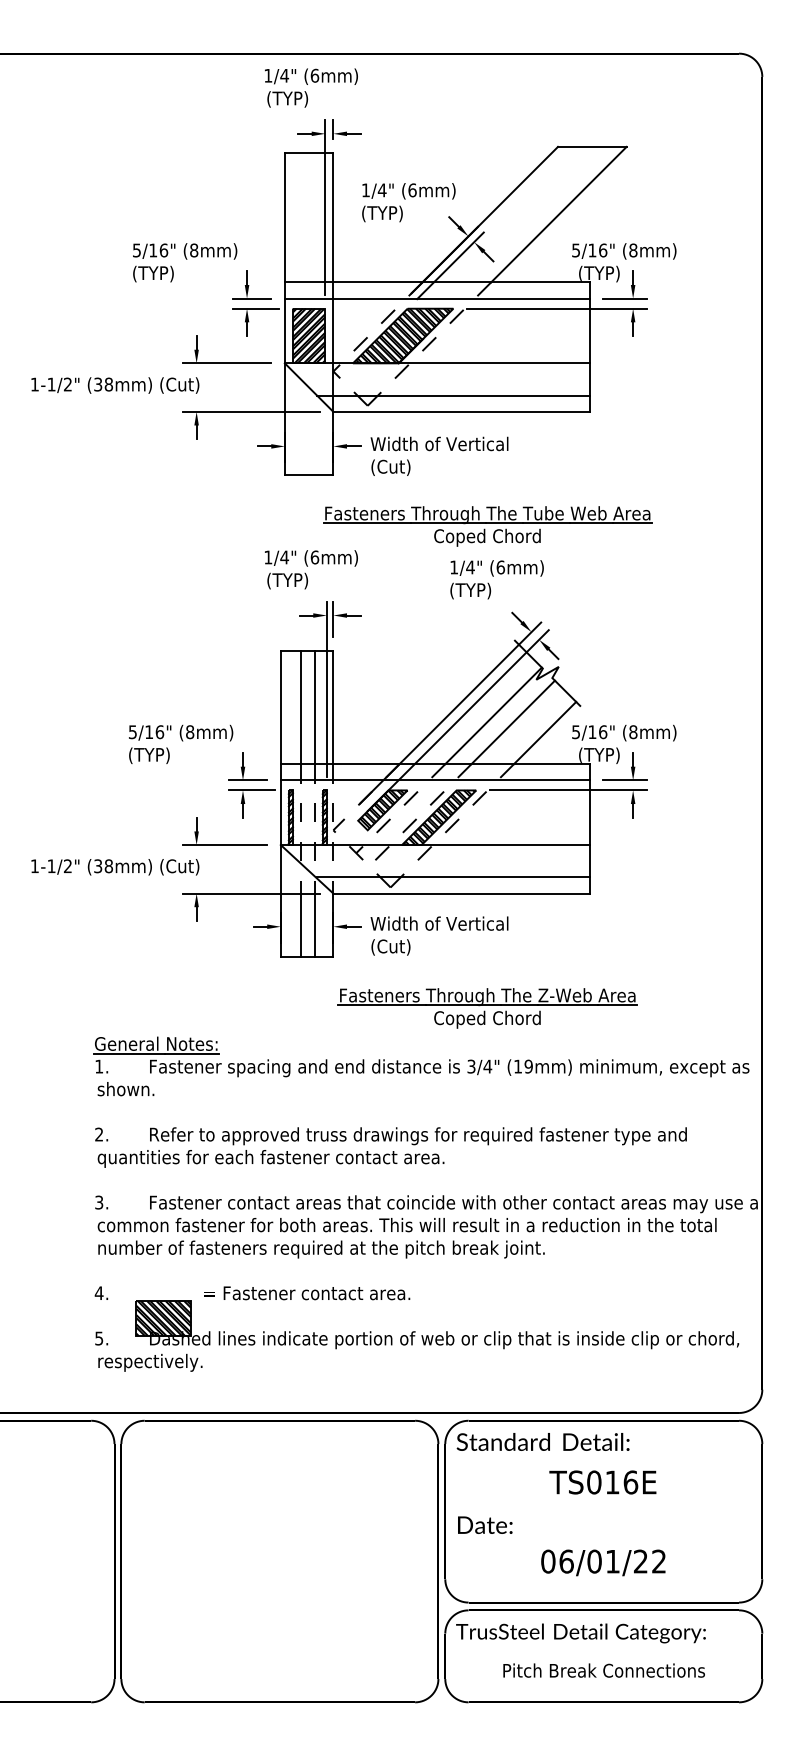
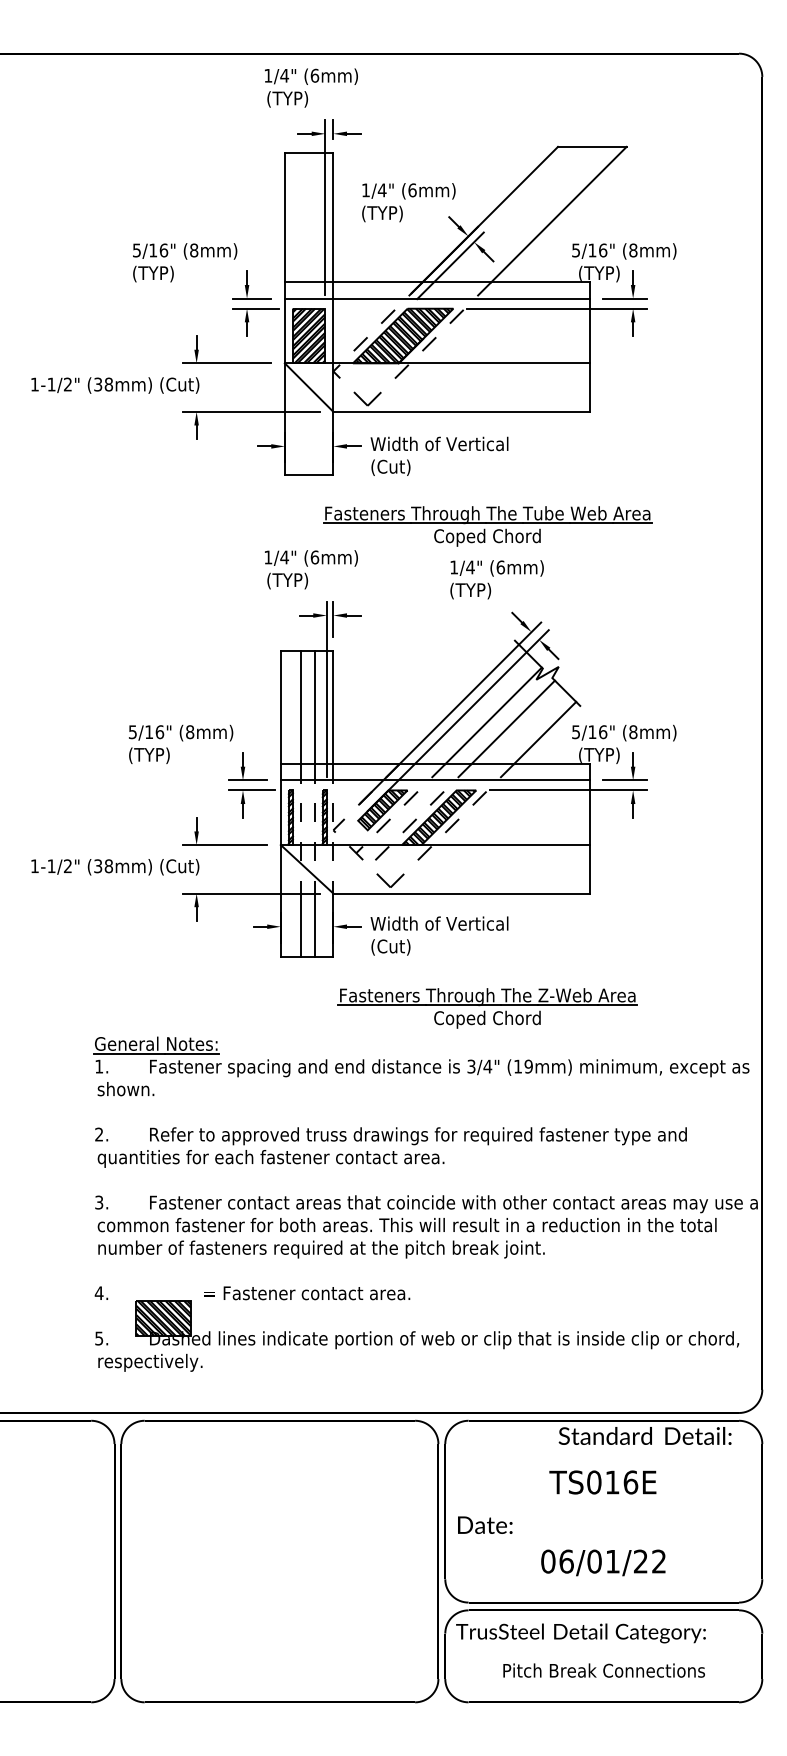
line: present -> none (453, 395)
line: present -> none (453, 877)
text position: (542, 1441) -> (644, 1435) (644, 1435)
